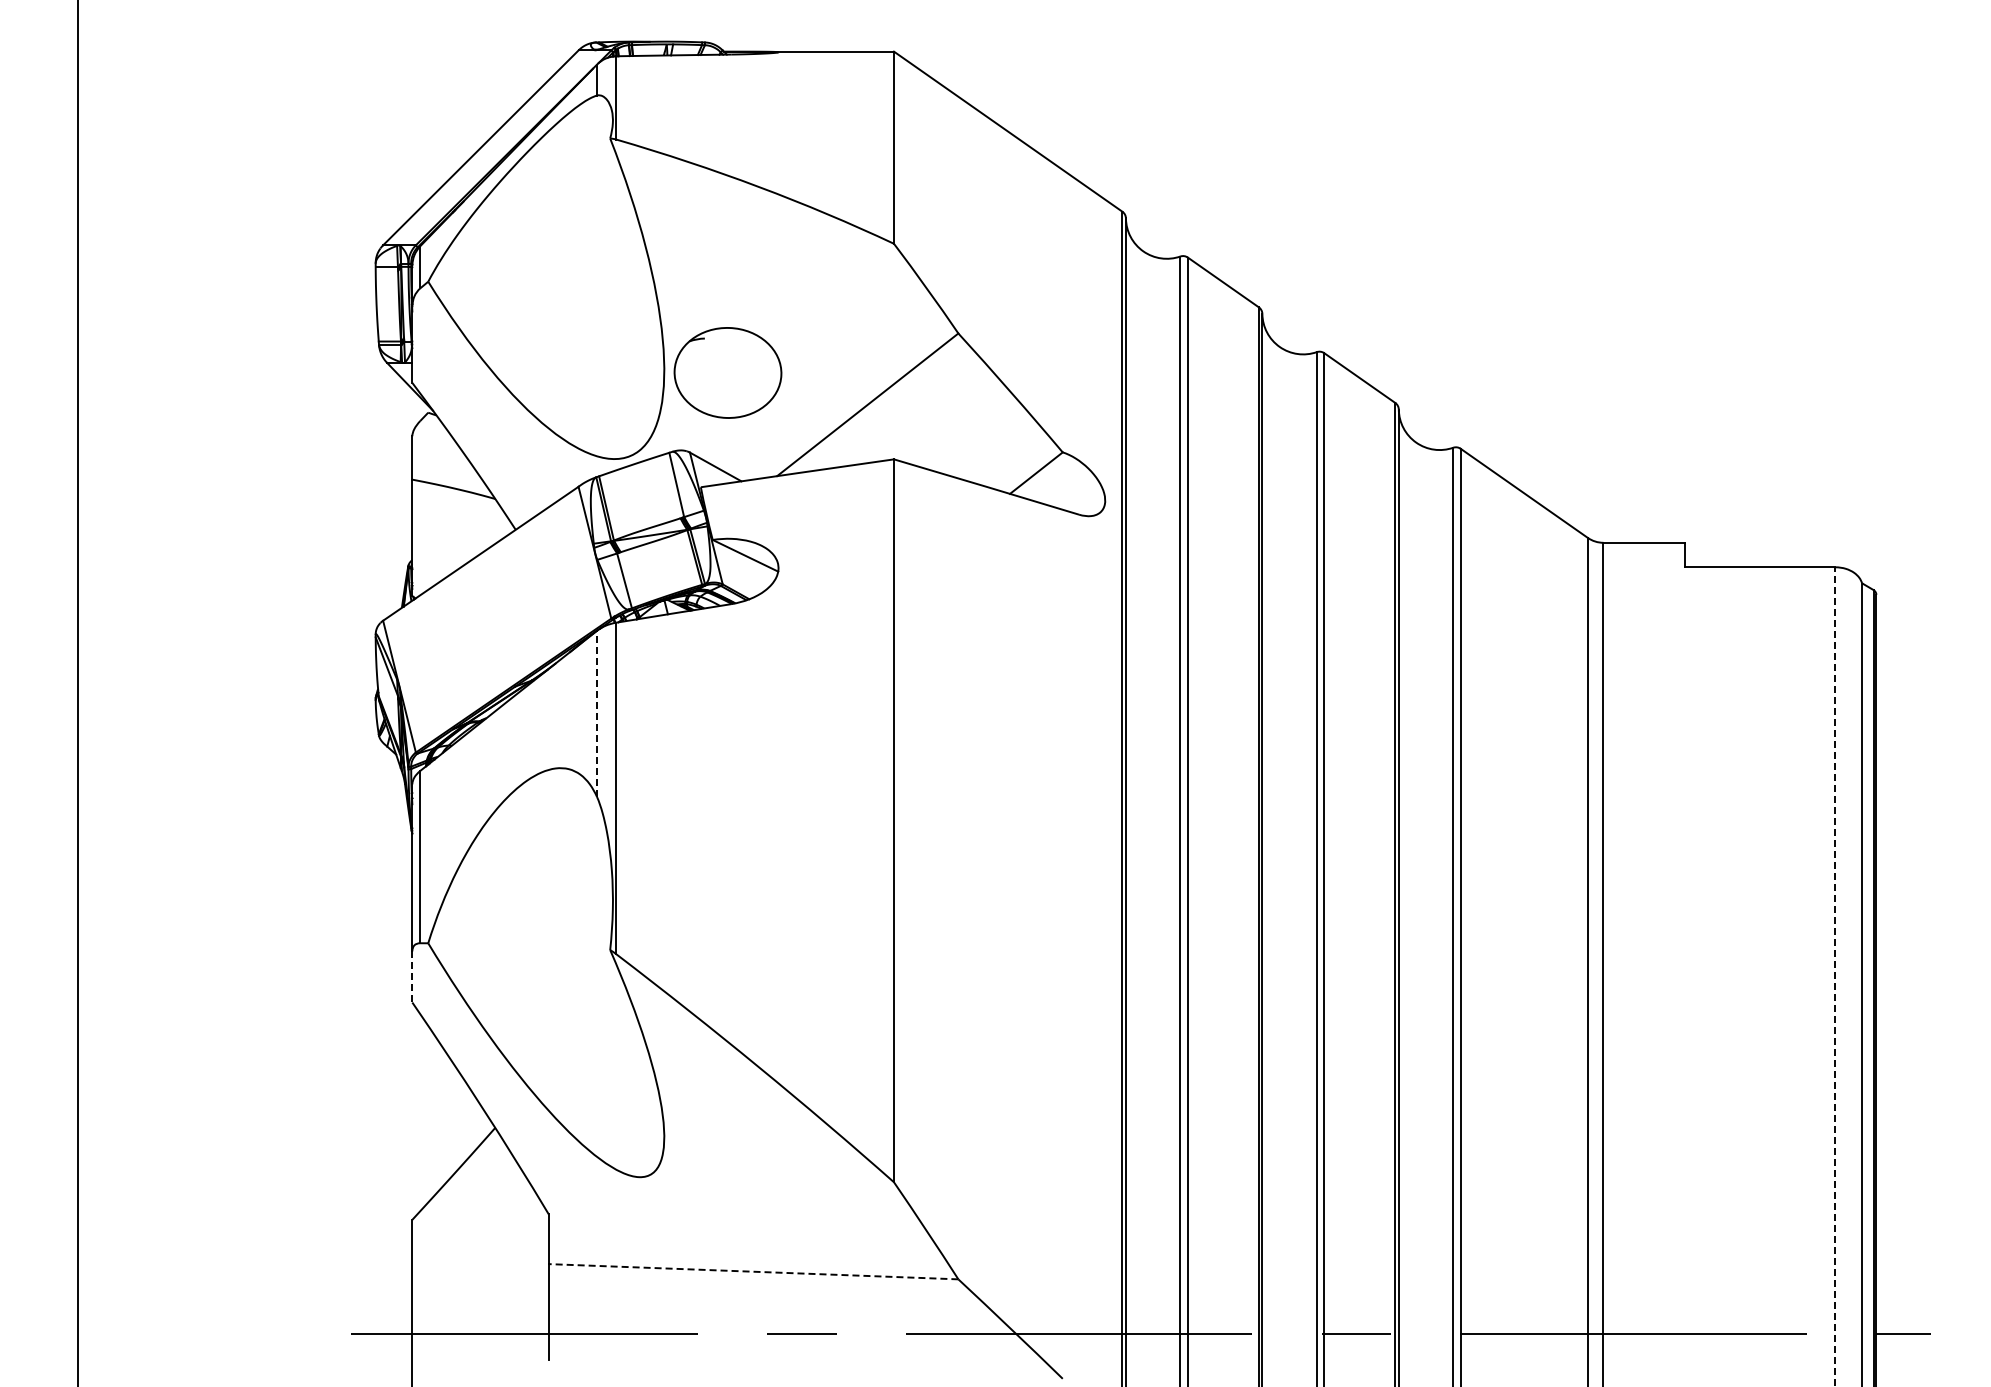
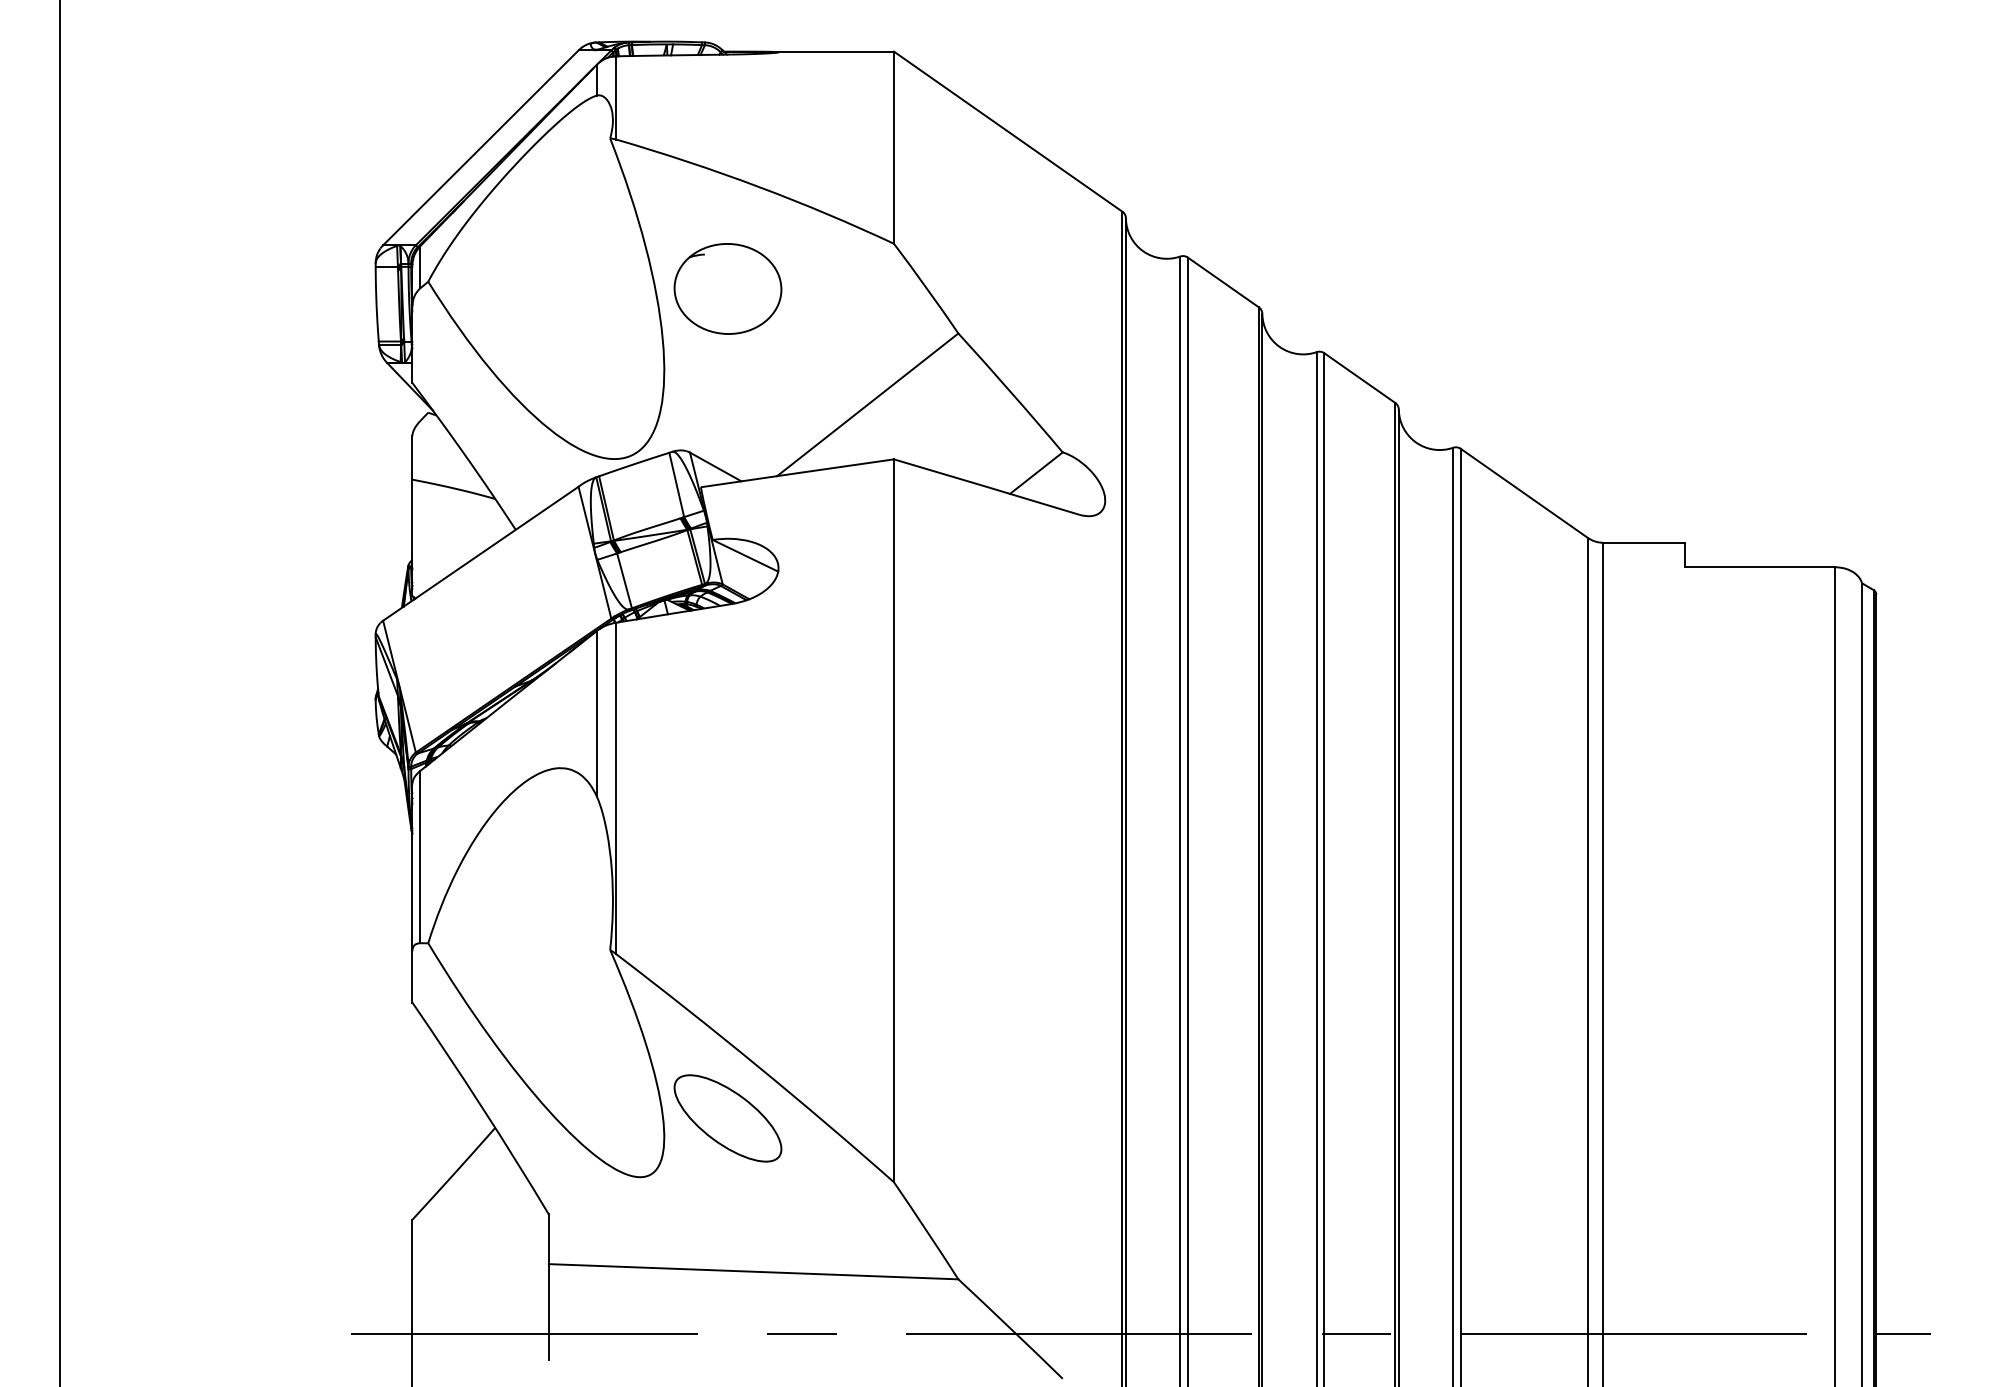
part position: (727, 372) -> (727, 288) (727, 288)
line position: (77, 692) -> (59, 692) (59, 692)
line: dashed -> solid (597, 713)
line: dashed -> solid (412, 976)
line: dashed -> solid (1835, 976)
part: none -> present (727, 1118)
line: dashed -> solid (753, 1271)
